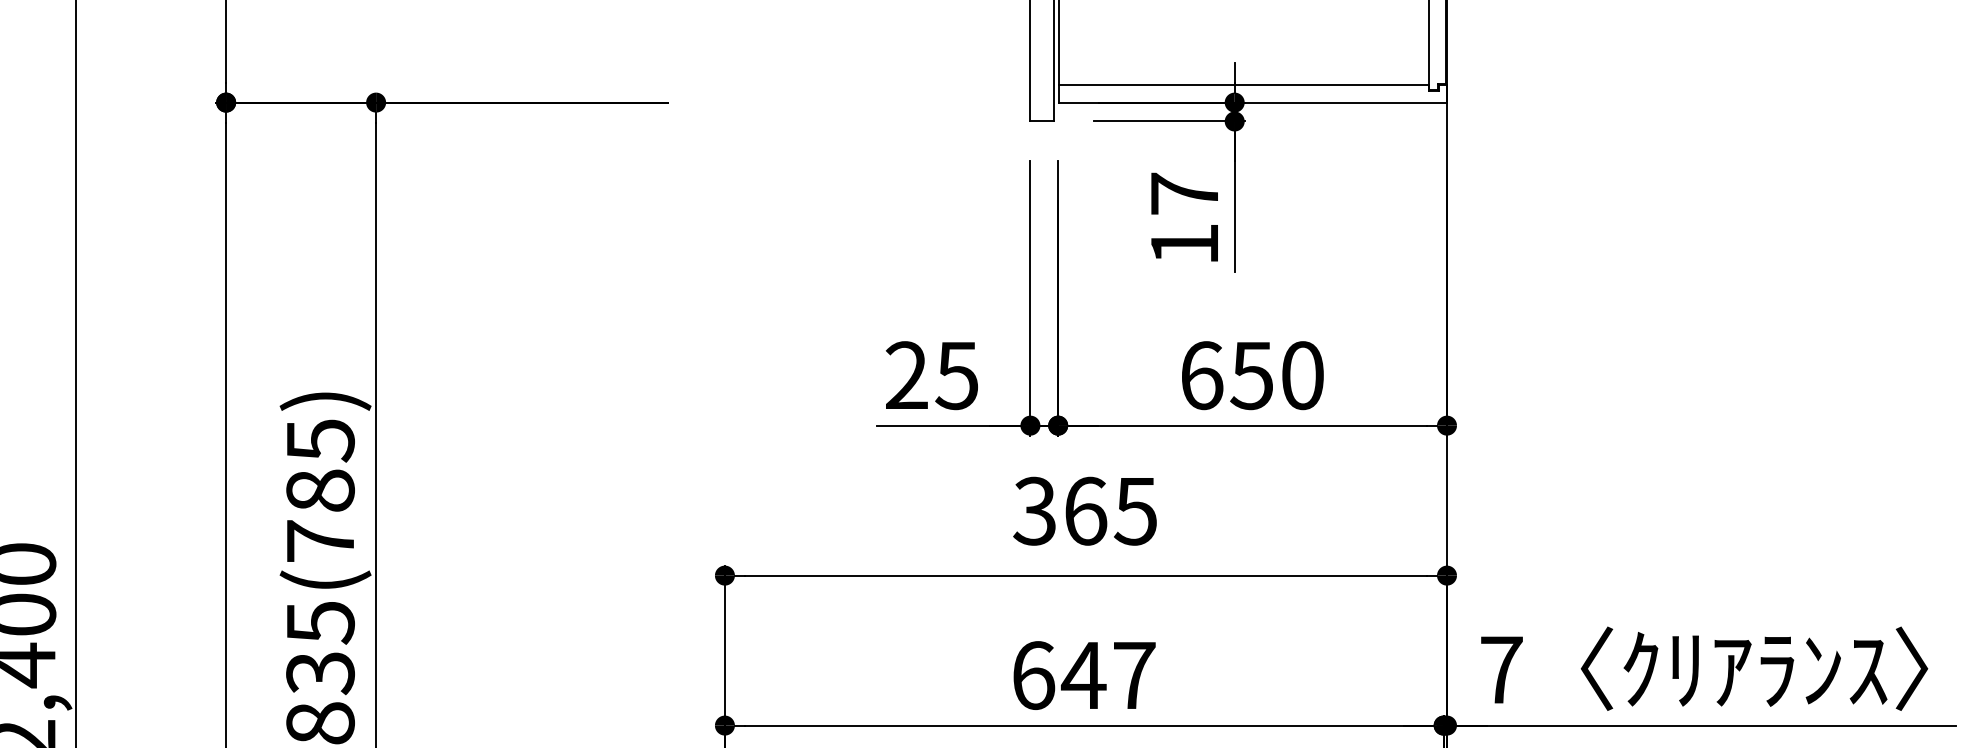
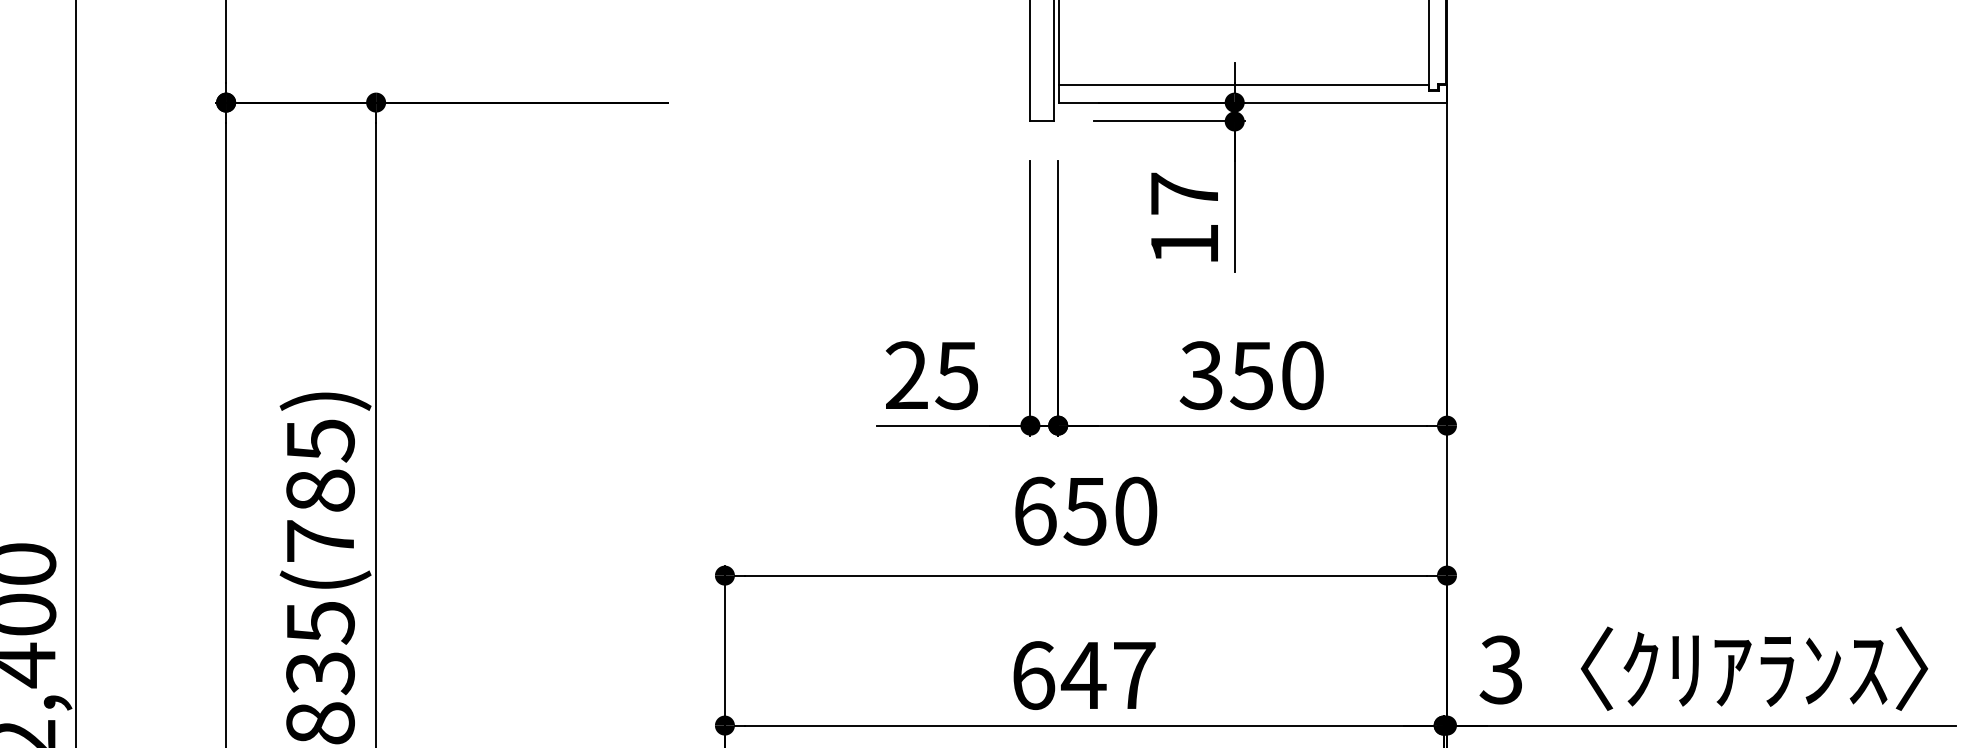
text: 650 -> 350 (1201, 375)
text: 365 -> 650 (1085, 510)
text: 7 -> 3 (1500, 669)
